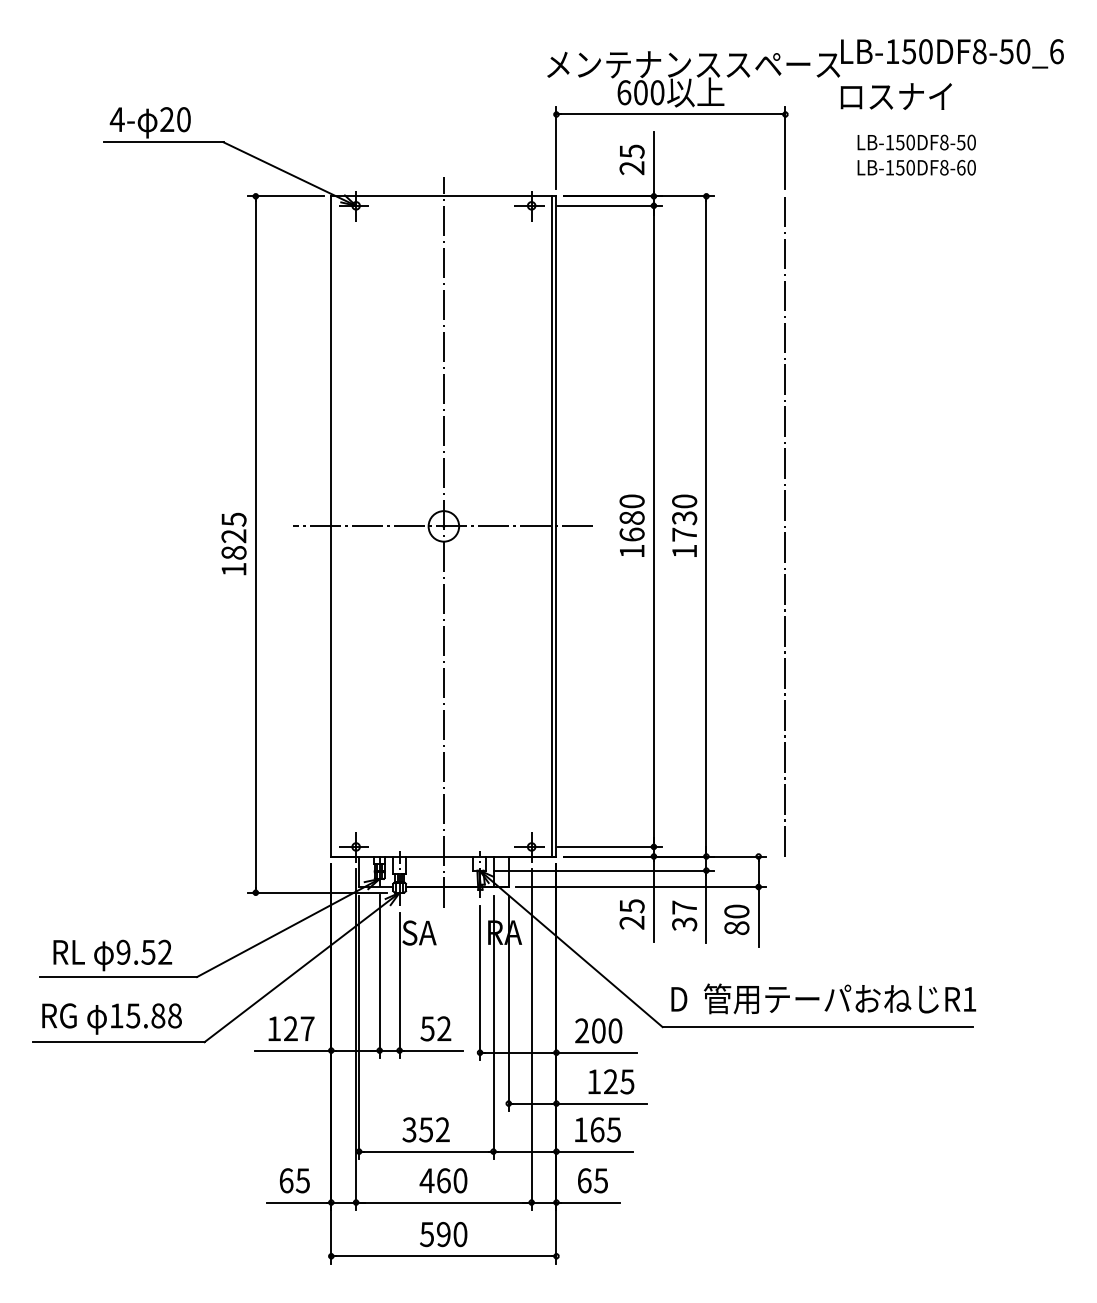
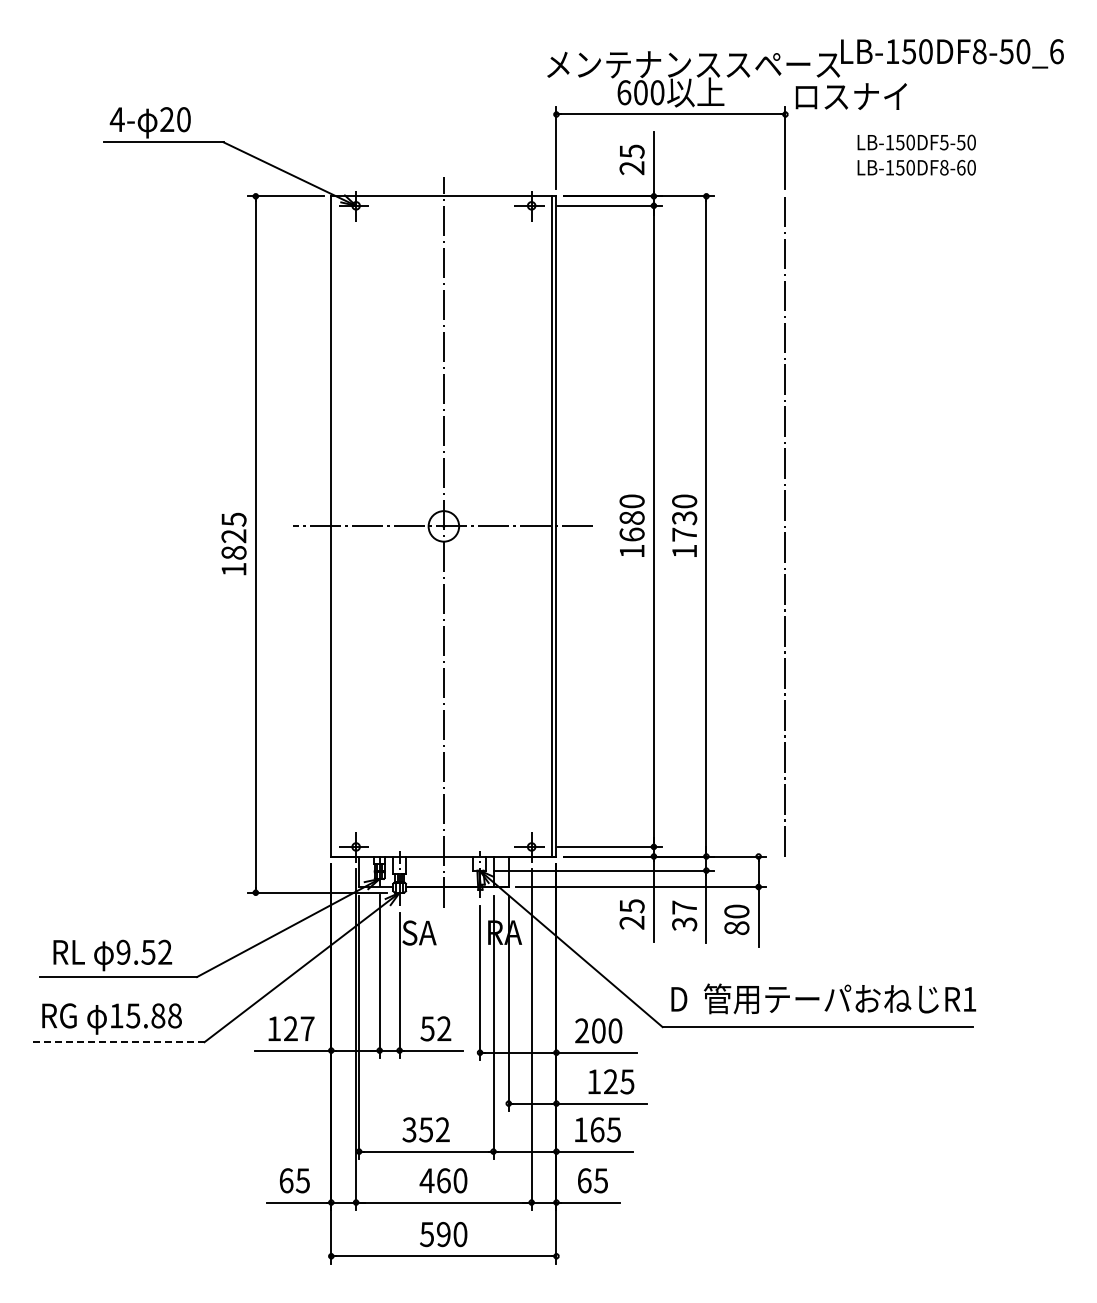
text position: (895, 96) -> (850, 96) (850, 96)
text: LB-150DF8-50 -> LB-150DF5-50 (944, 142)
line: solid -> dashed (118, 1042)
